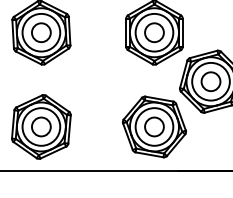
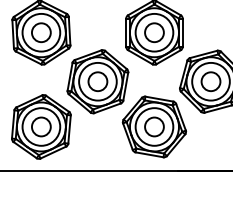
part: none -> present (97, 81)
